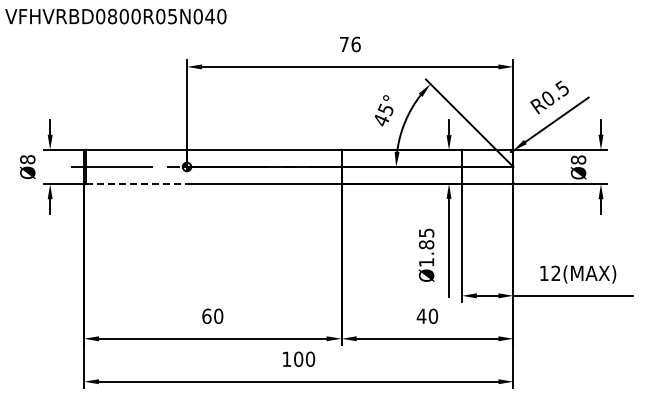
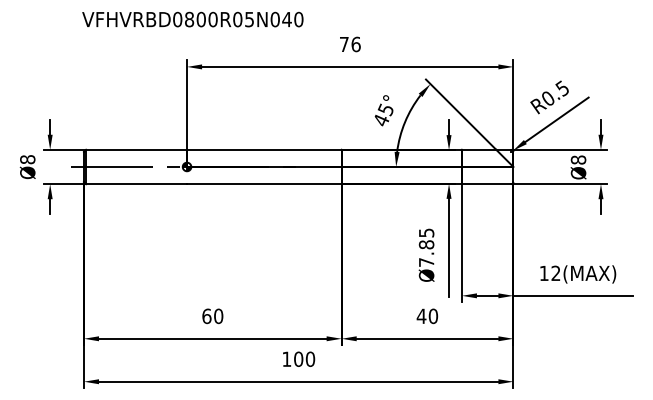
text position: (115, 16) -> (192, 19) (192, 19)
line: dashed -> solid (137, 184)
text: Ø1.85 -> Ø7.85 (426, 262)
